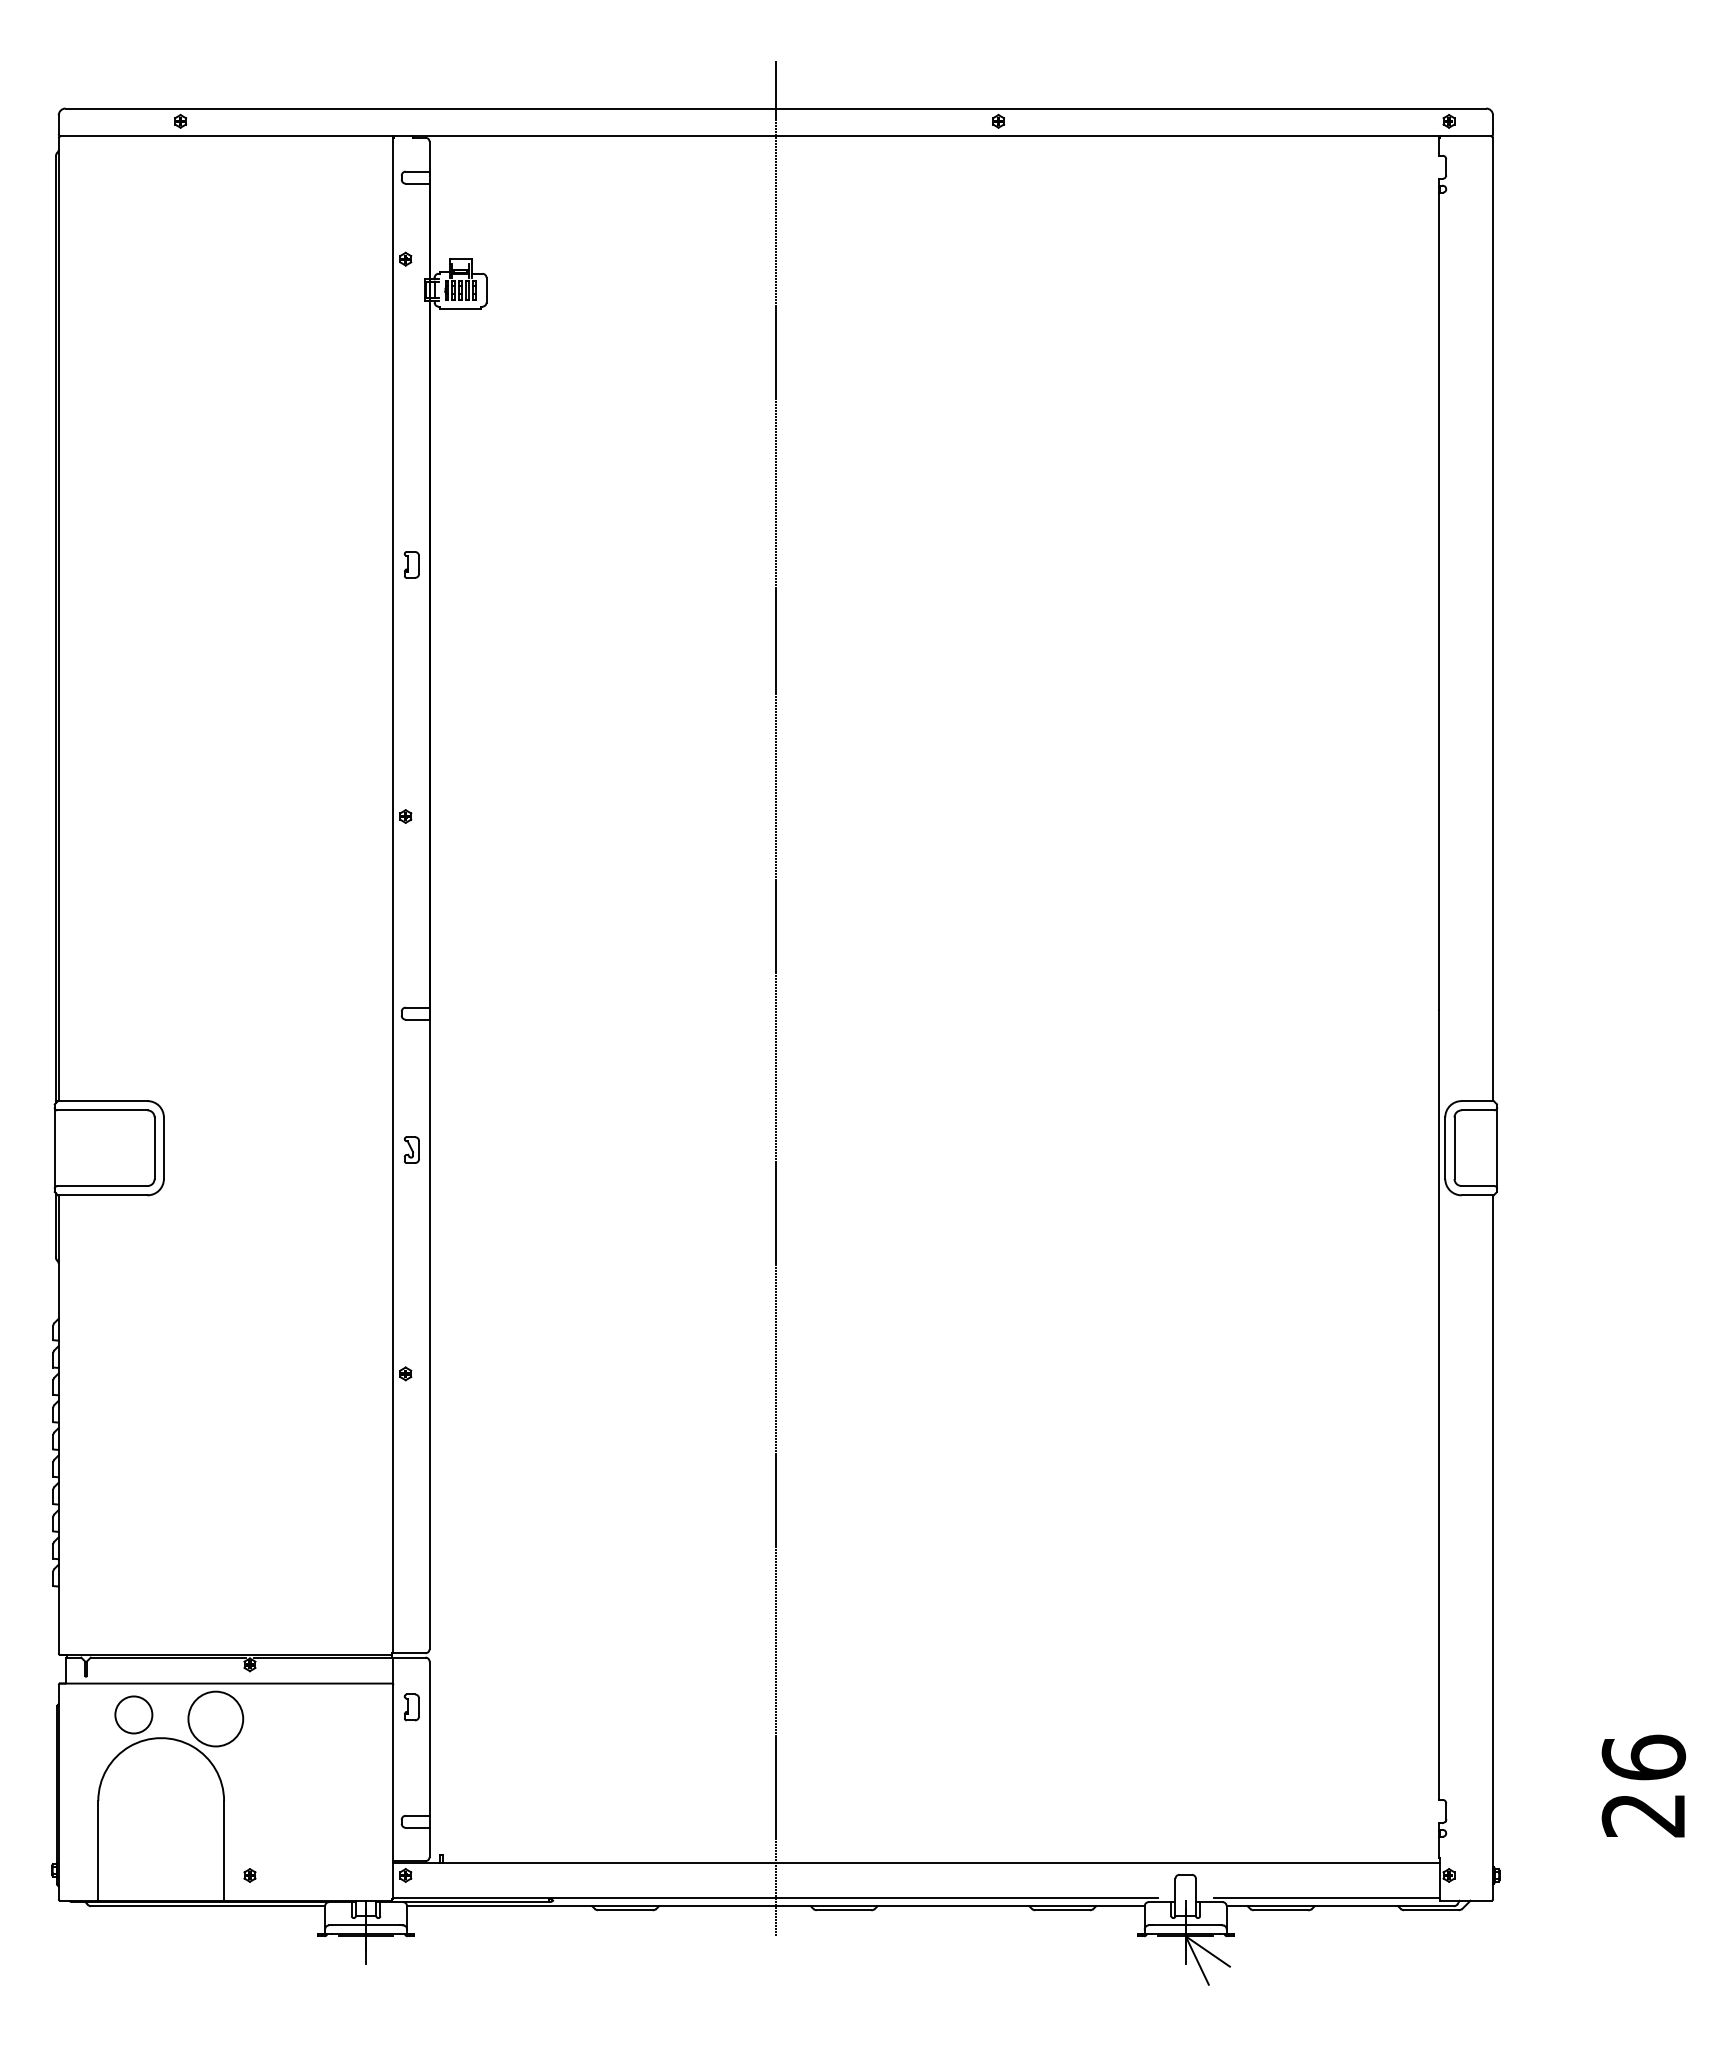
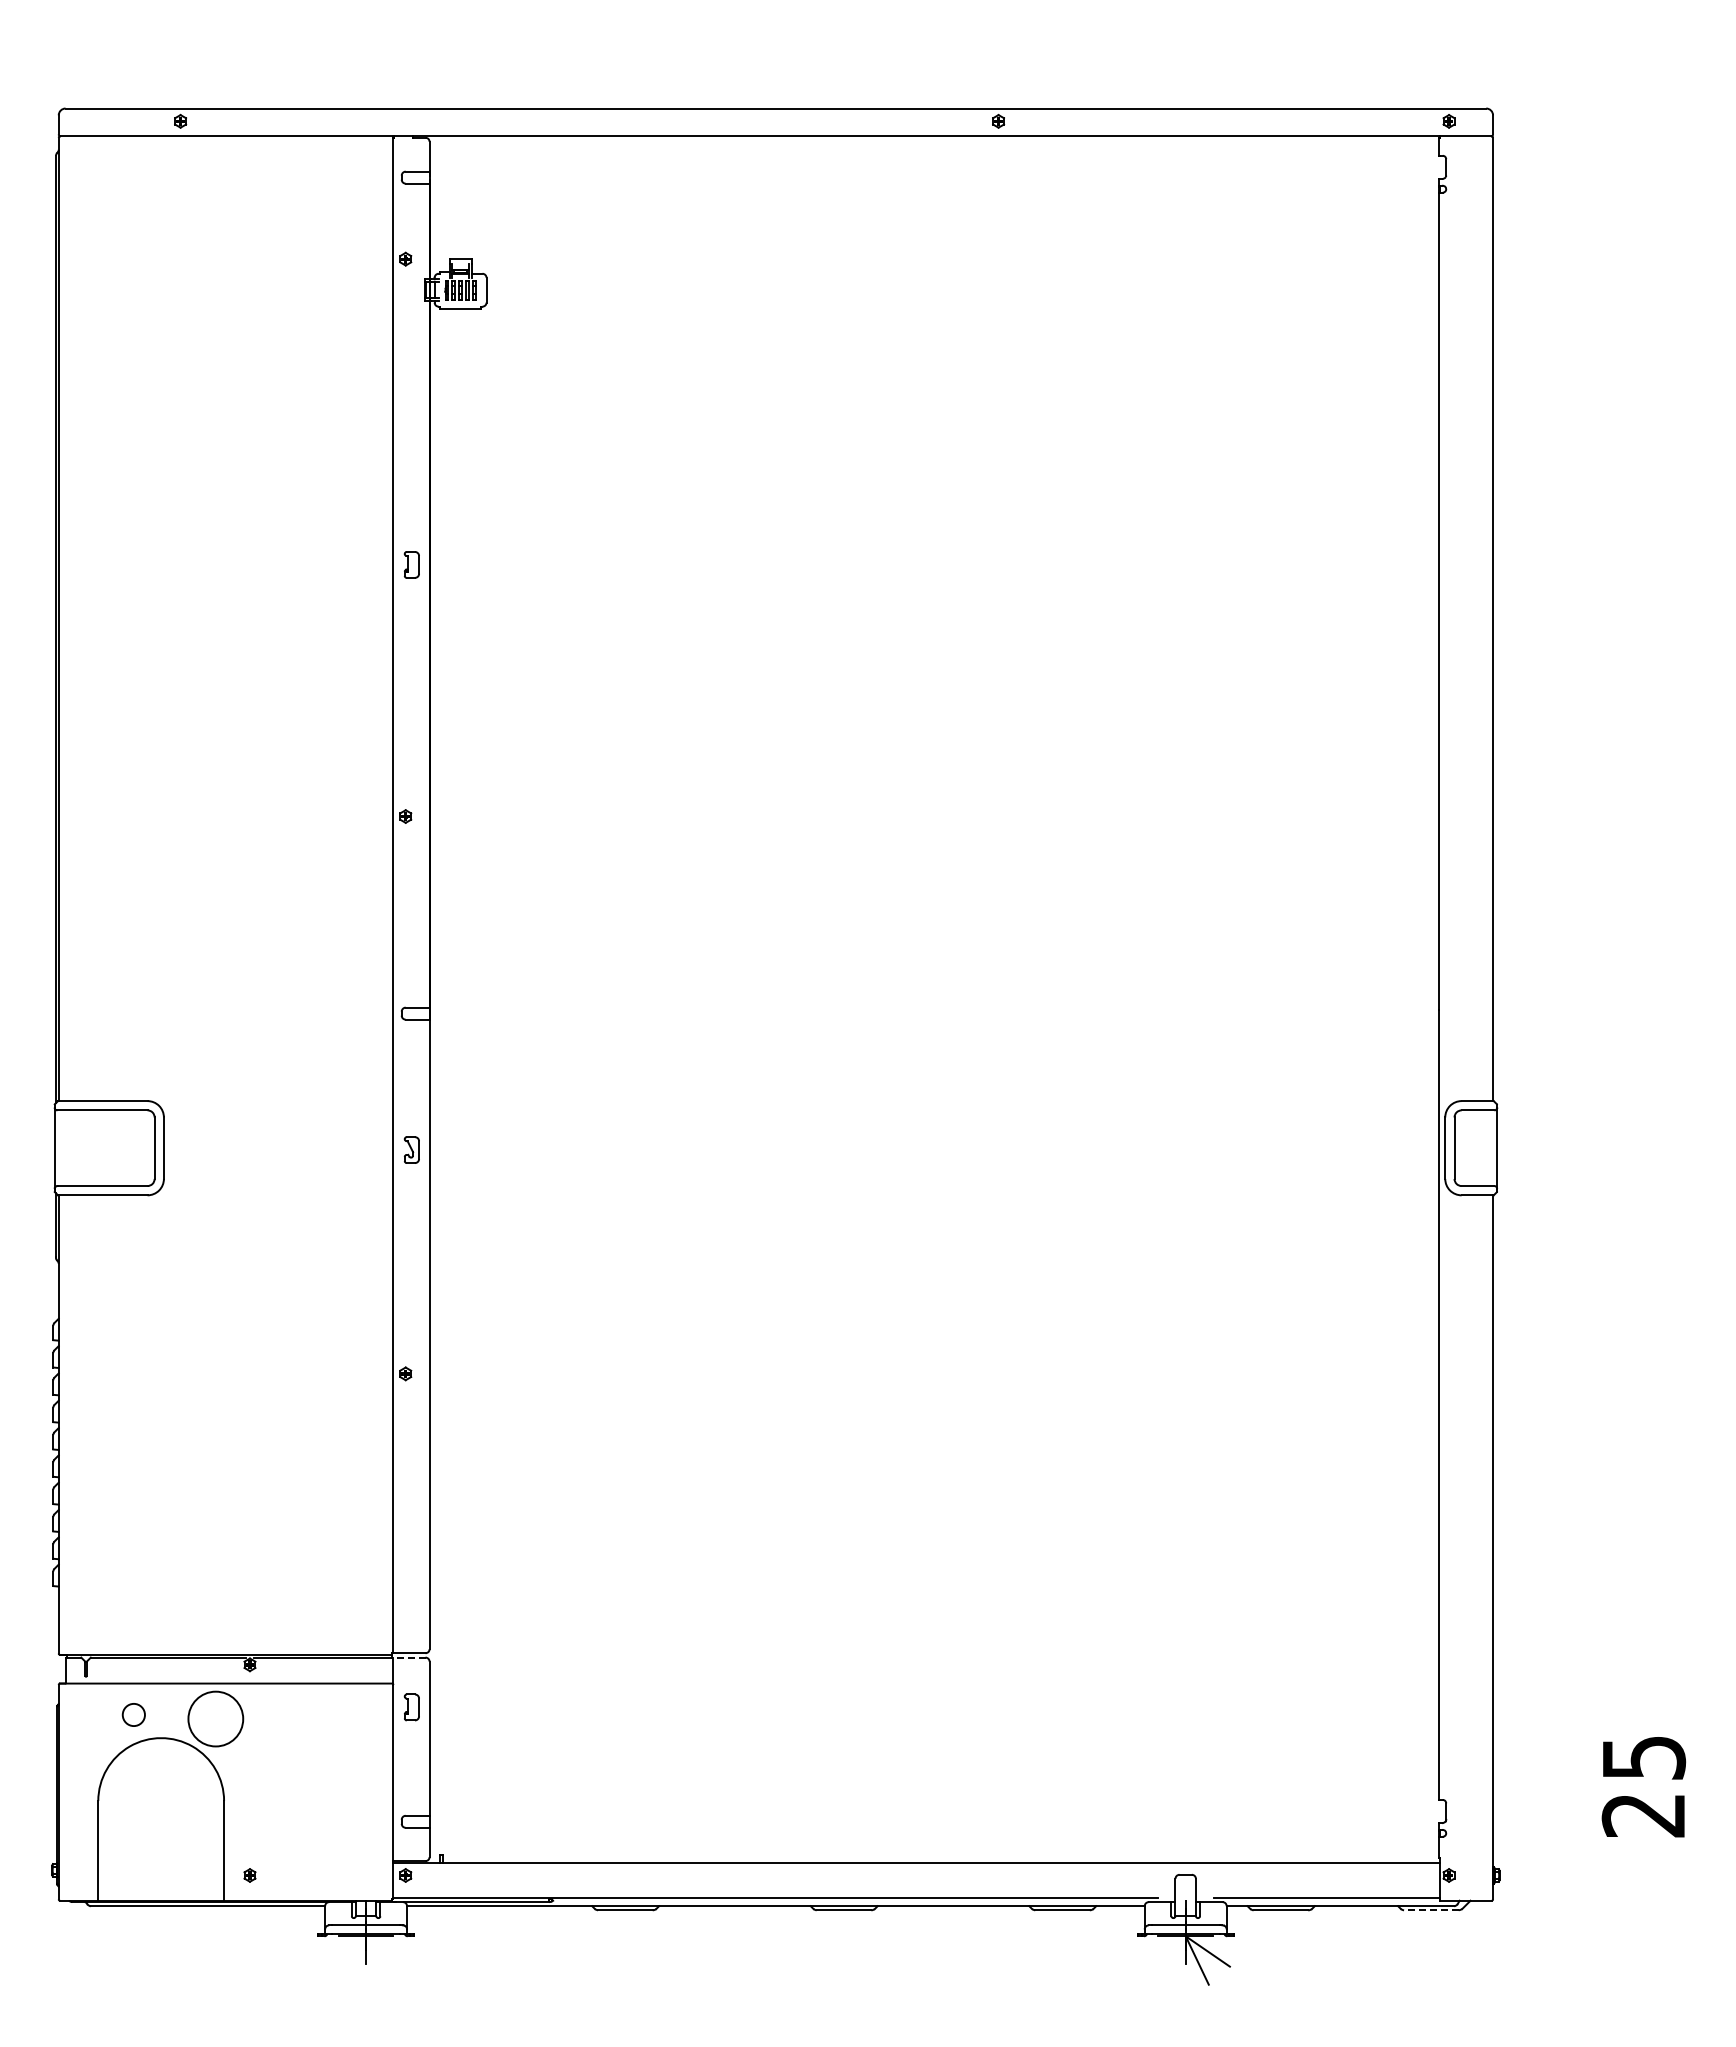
line: present -> none (775, 998)
line: solid -> dashed (408, 1657)
circle diameter: 37 px -> 22 px (133, 1714)
text: 26 -> 25 (1643, 1757)
line: solid -> dashed (1430, 1910)
